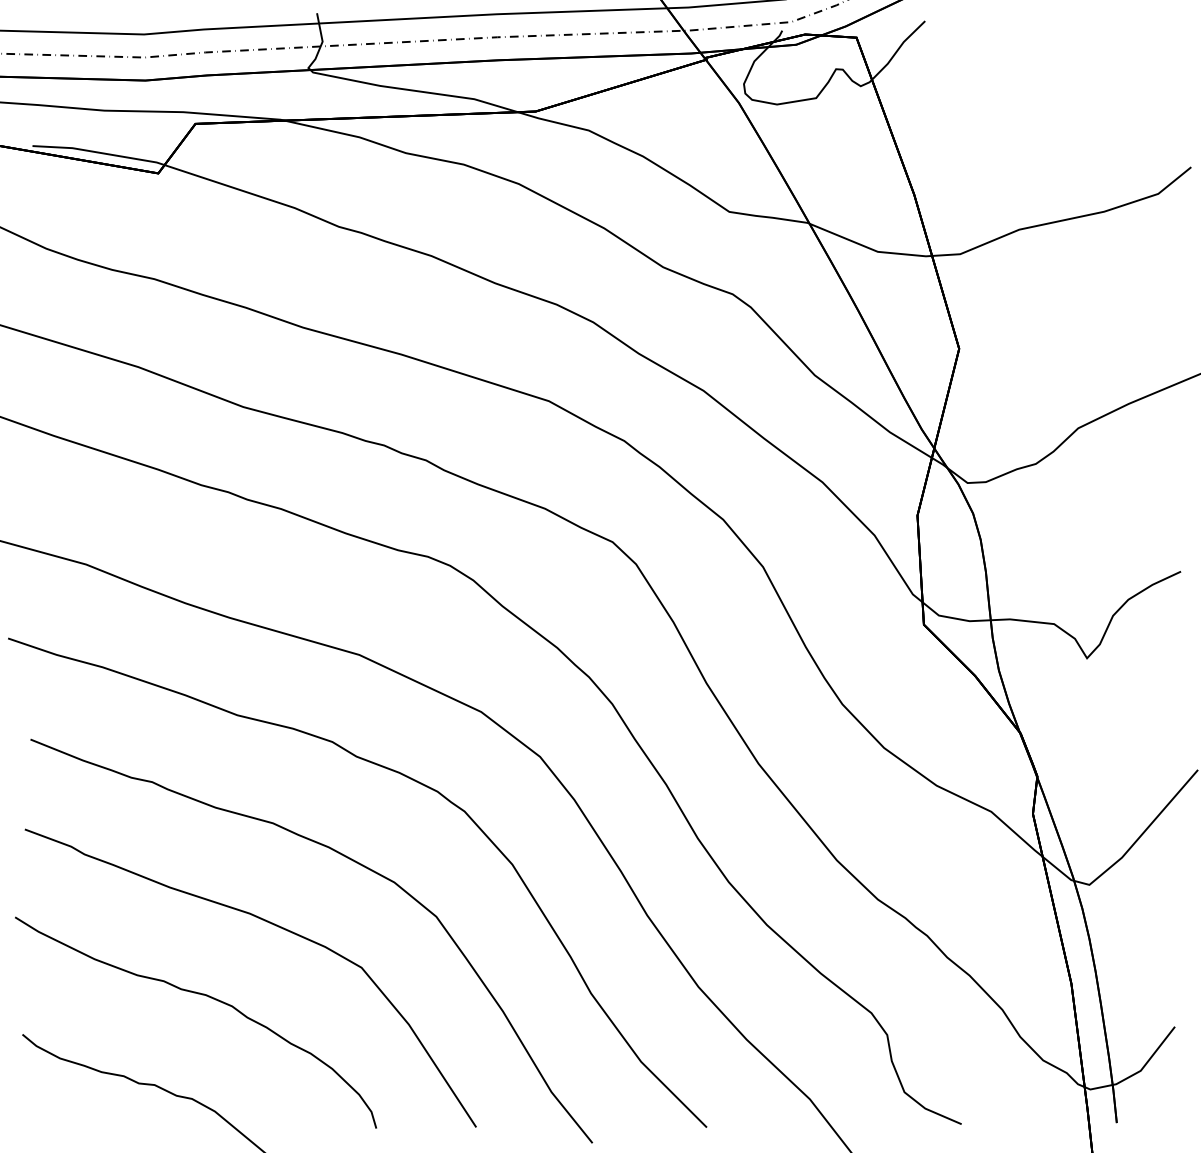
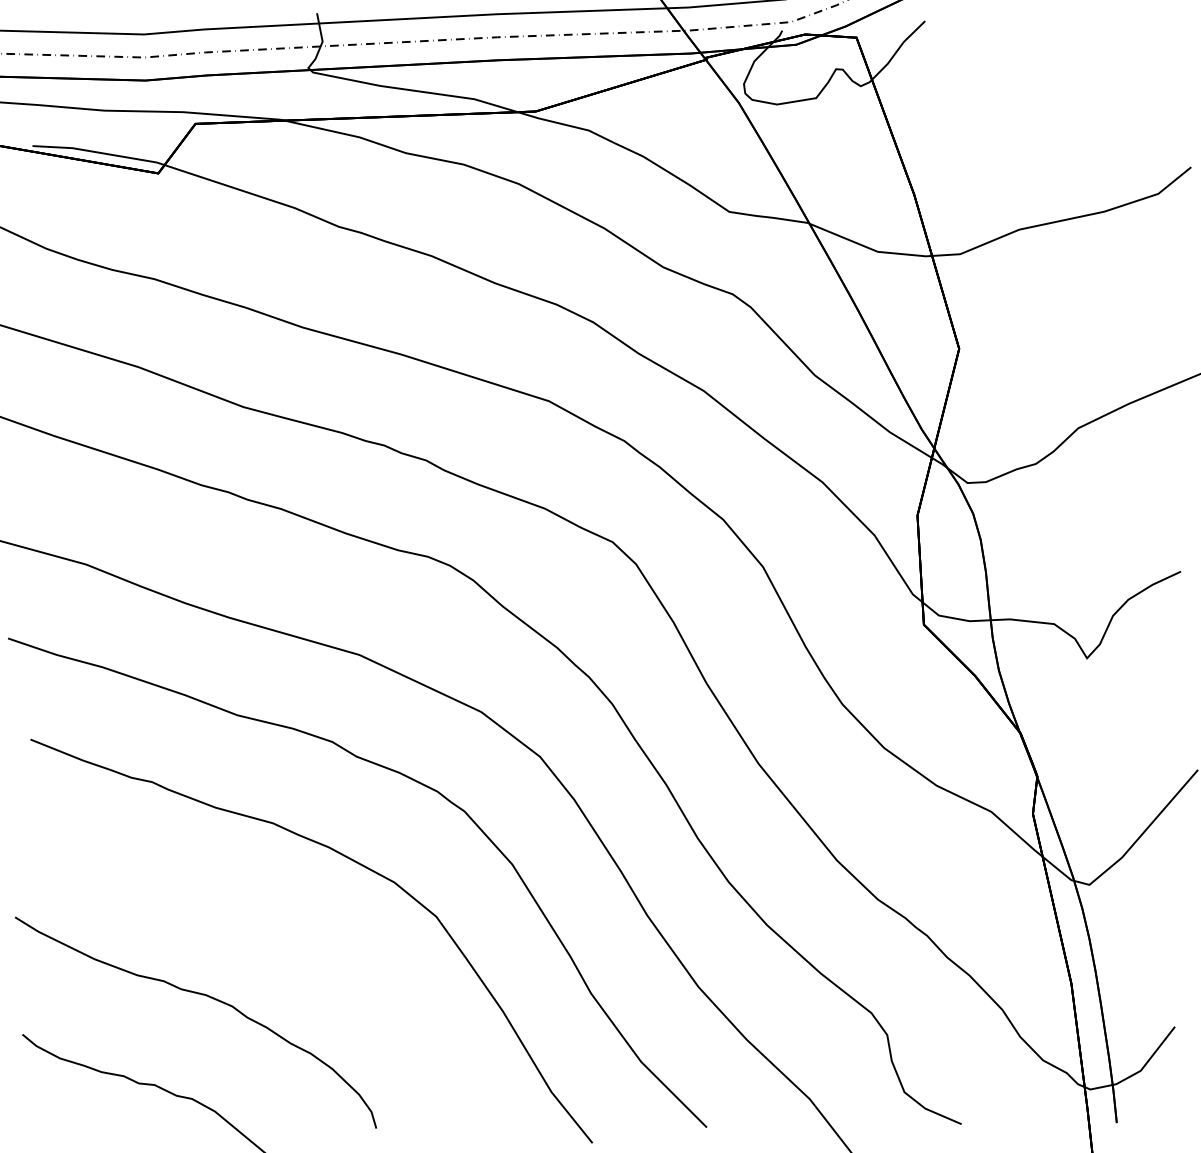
curve: present -> none (273, 925)
